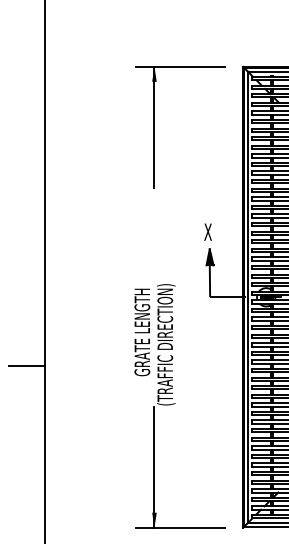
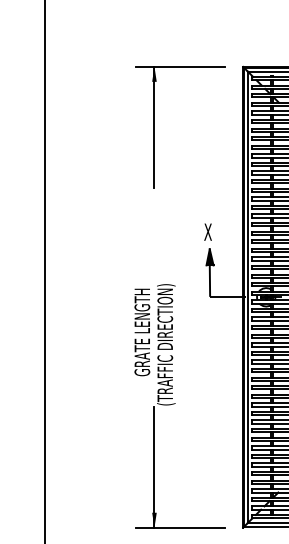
line: present -> none (26, 366)
